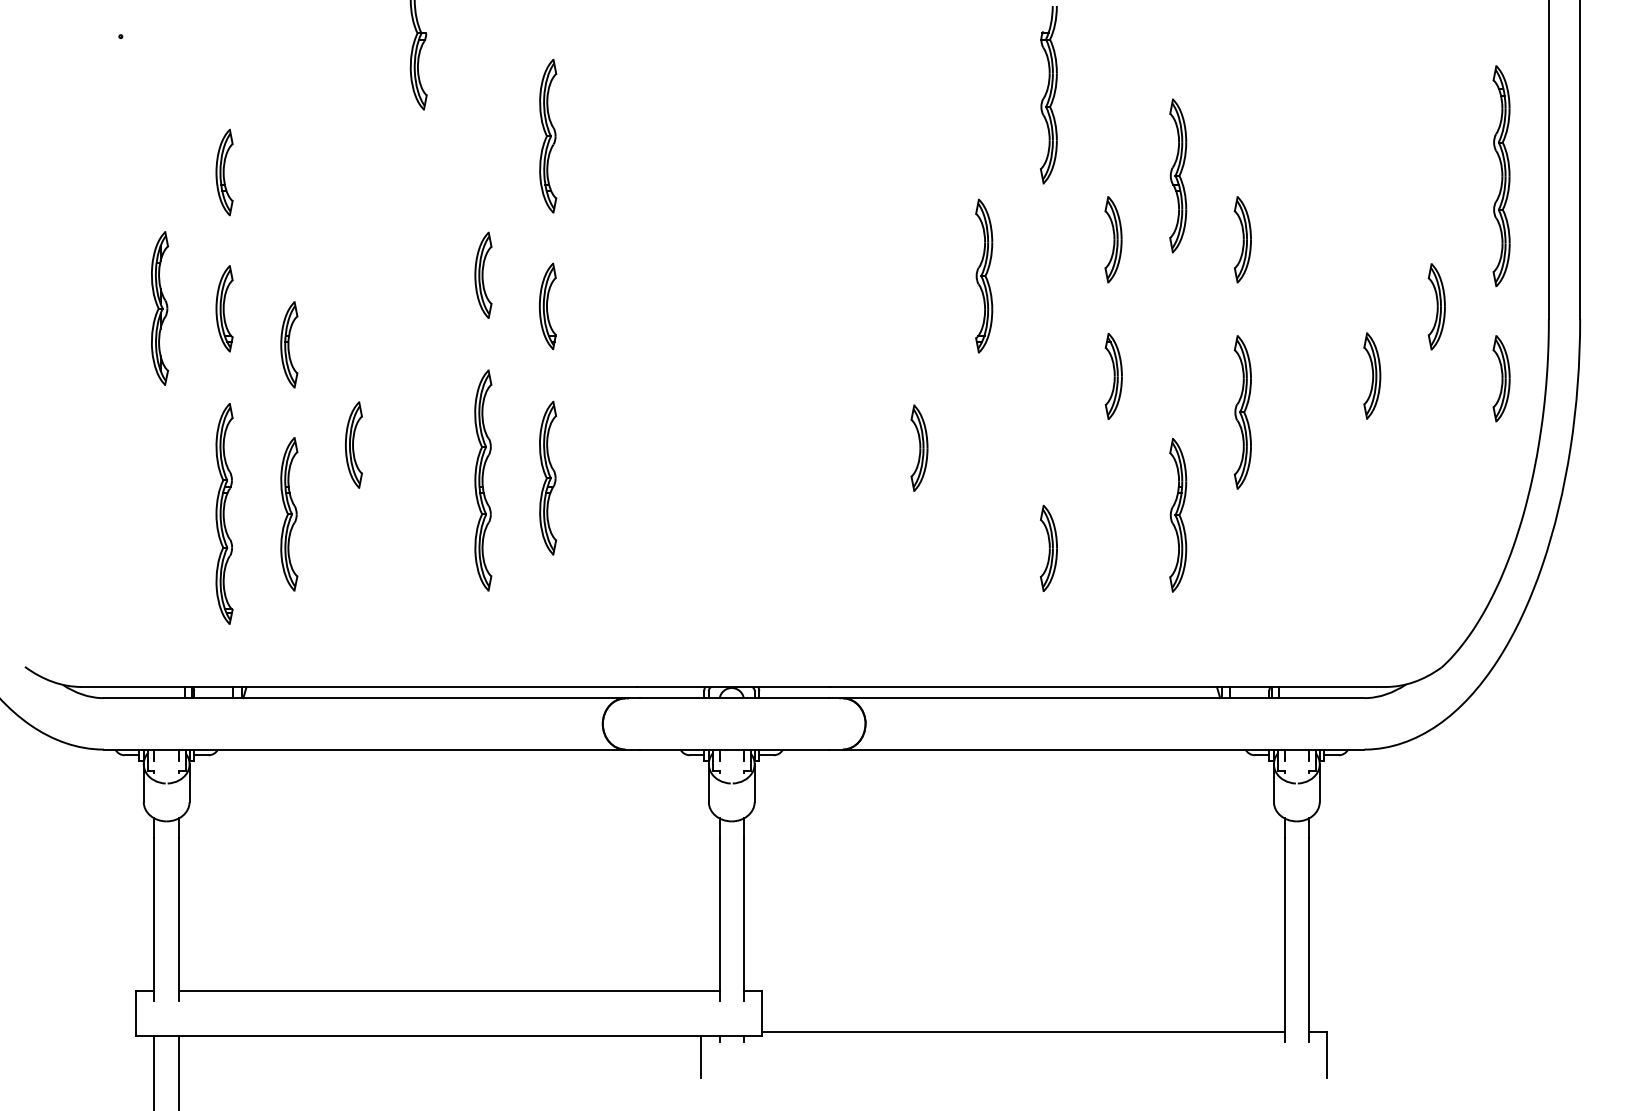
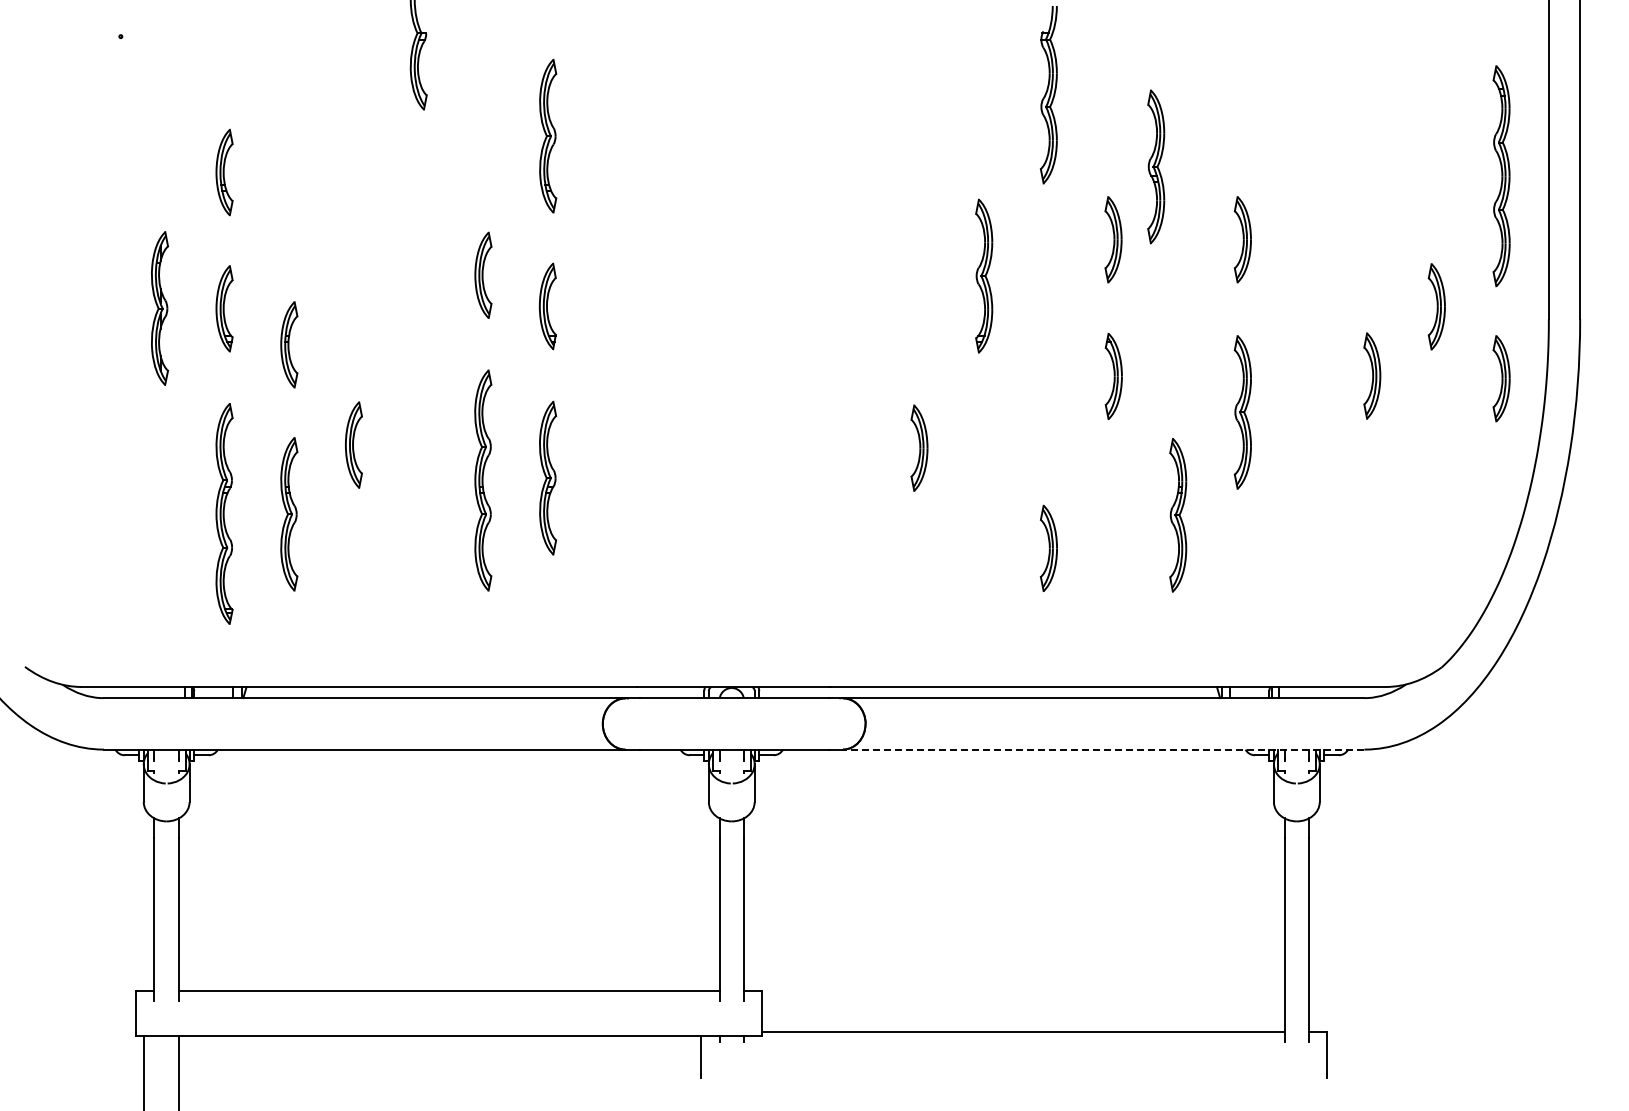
part position: (1178, 175) -> (1156, 166) (1156, 166)
line: solid -> dashed (1103, 749)
line position: (154, 1071) -> (144, 1071) (144, 1071)
